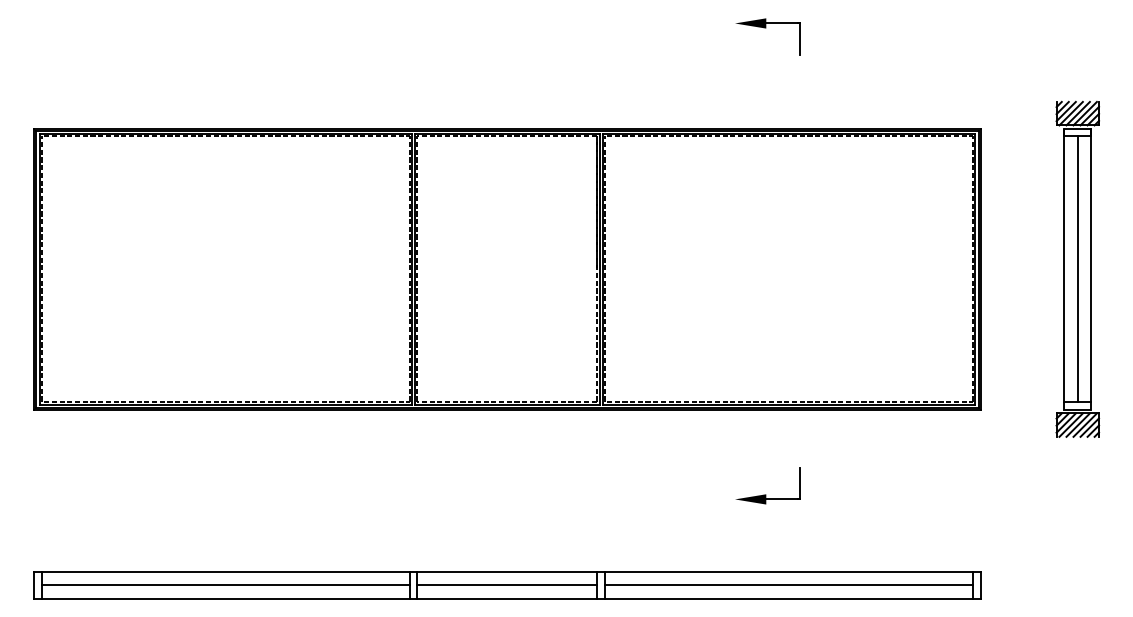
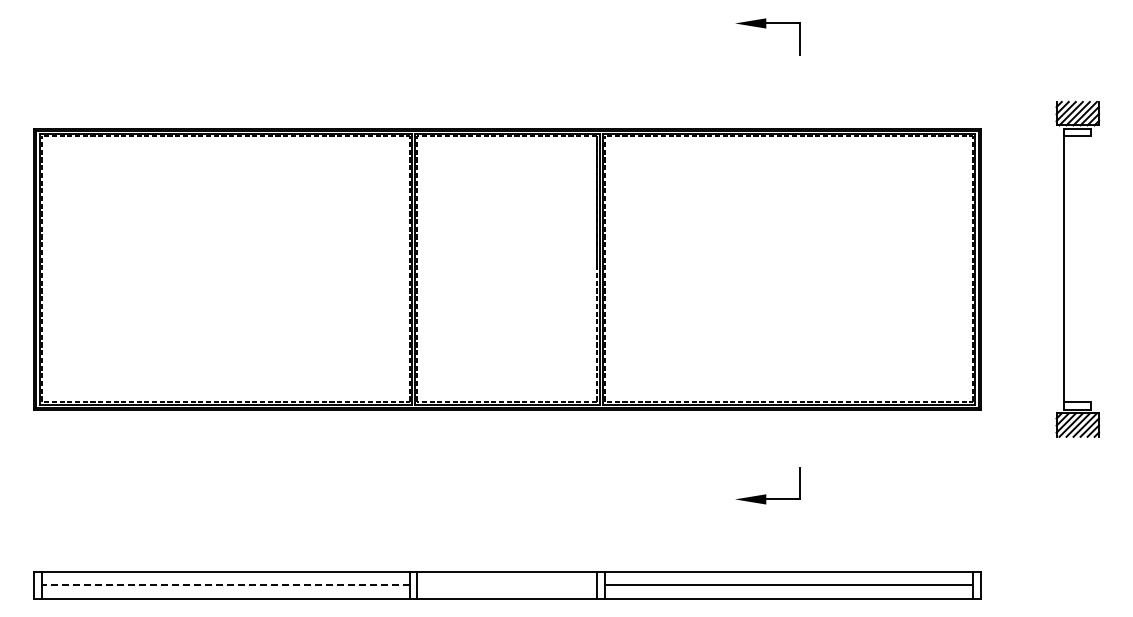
line: present -> none (1091, 265)
line: present -> none (1077, 269)
line: solid -> dashed (225, 585)
line: present -> none (507, 585)
